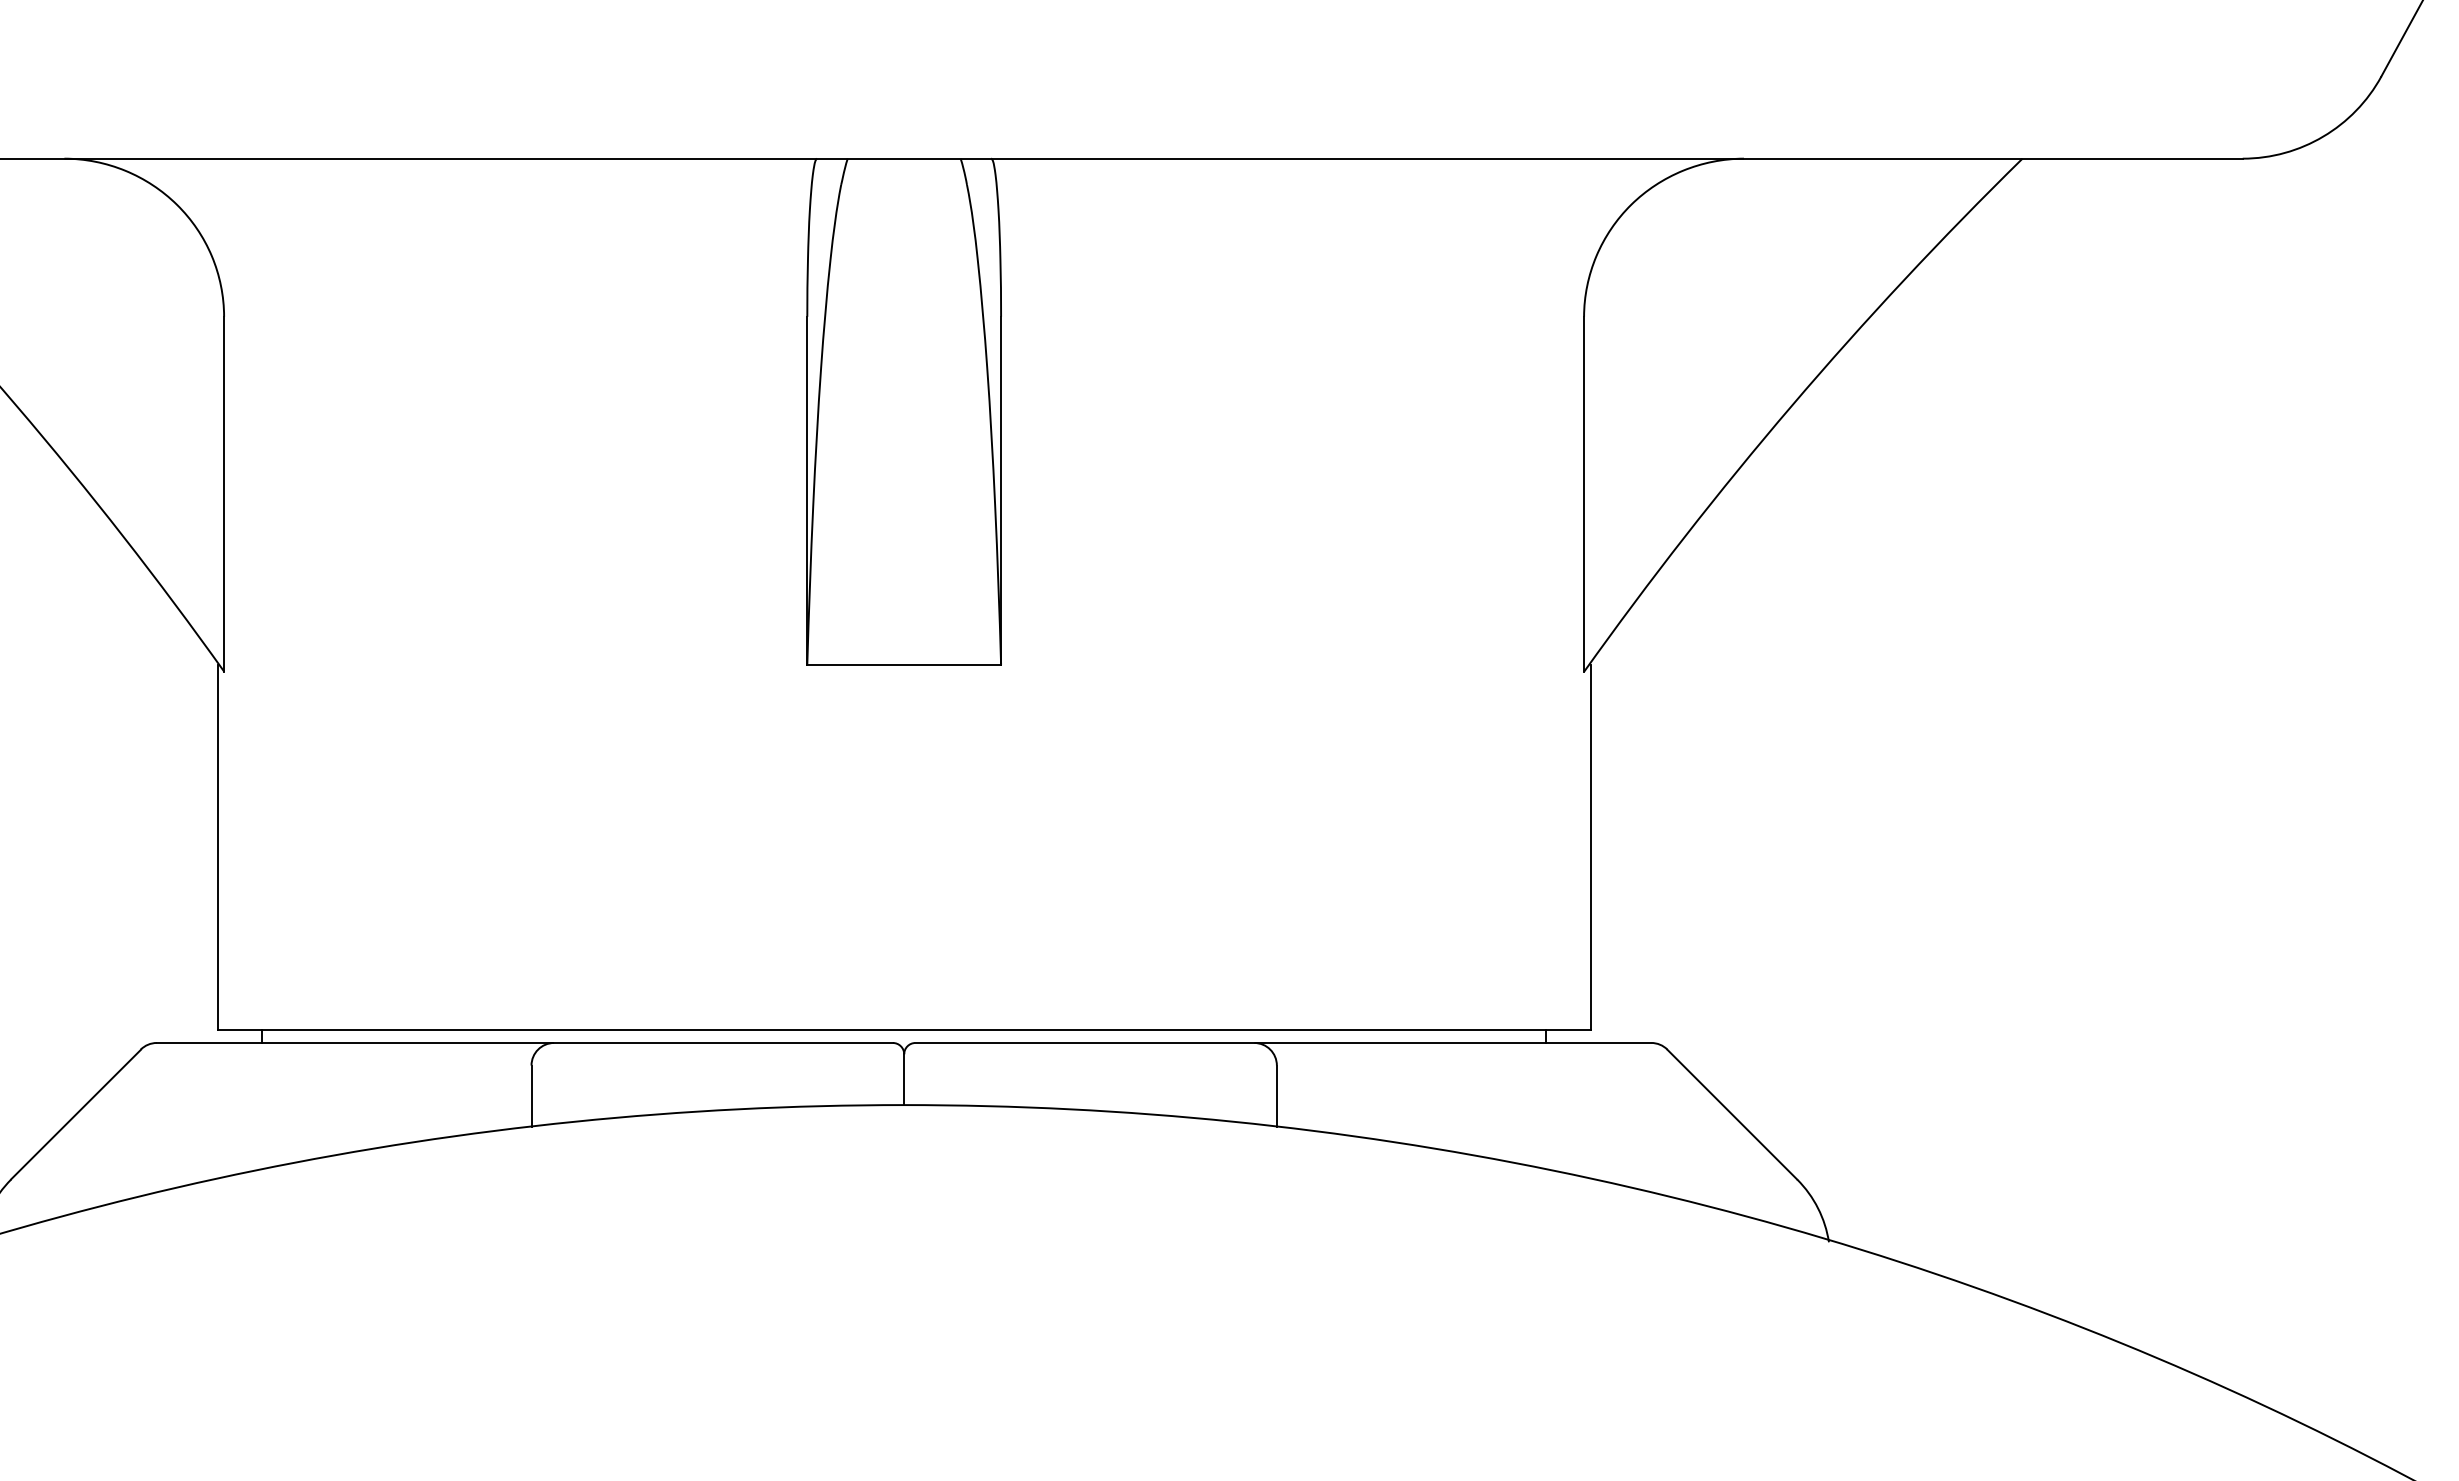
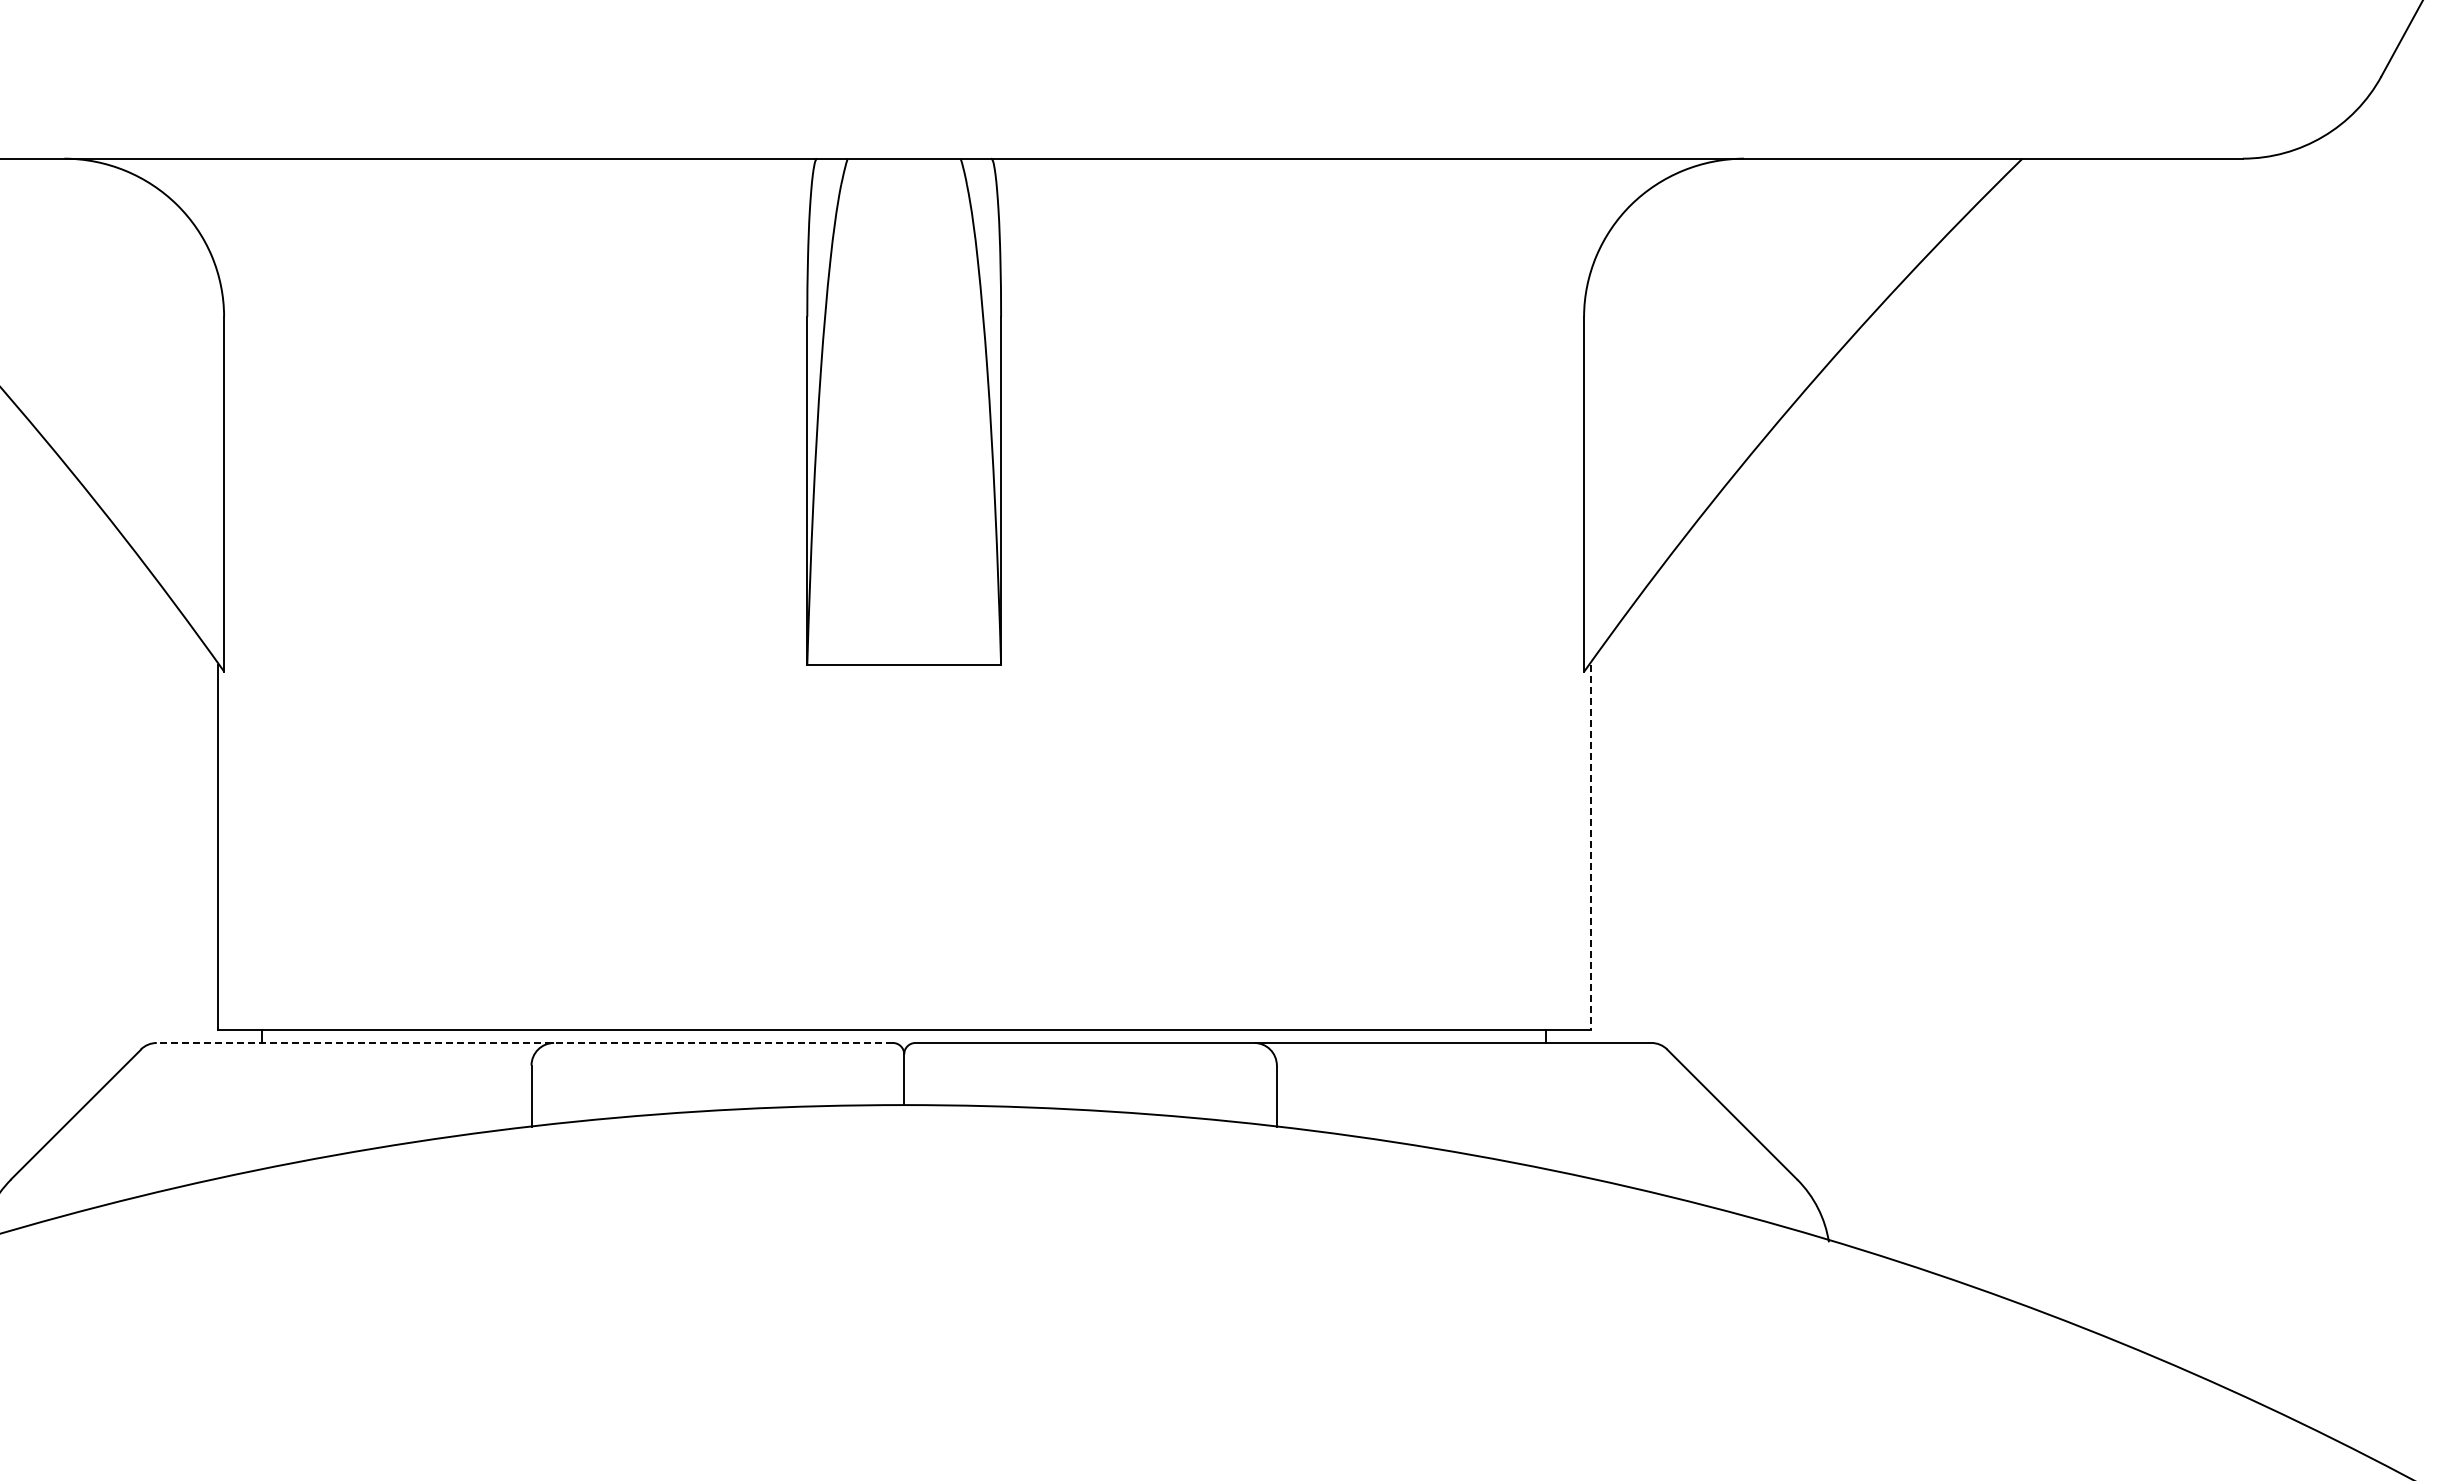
line: solid -> dashed (1590, 847)
line: solid -> dashed (524, 1042)
